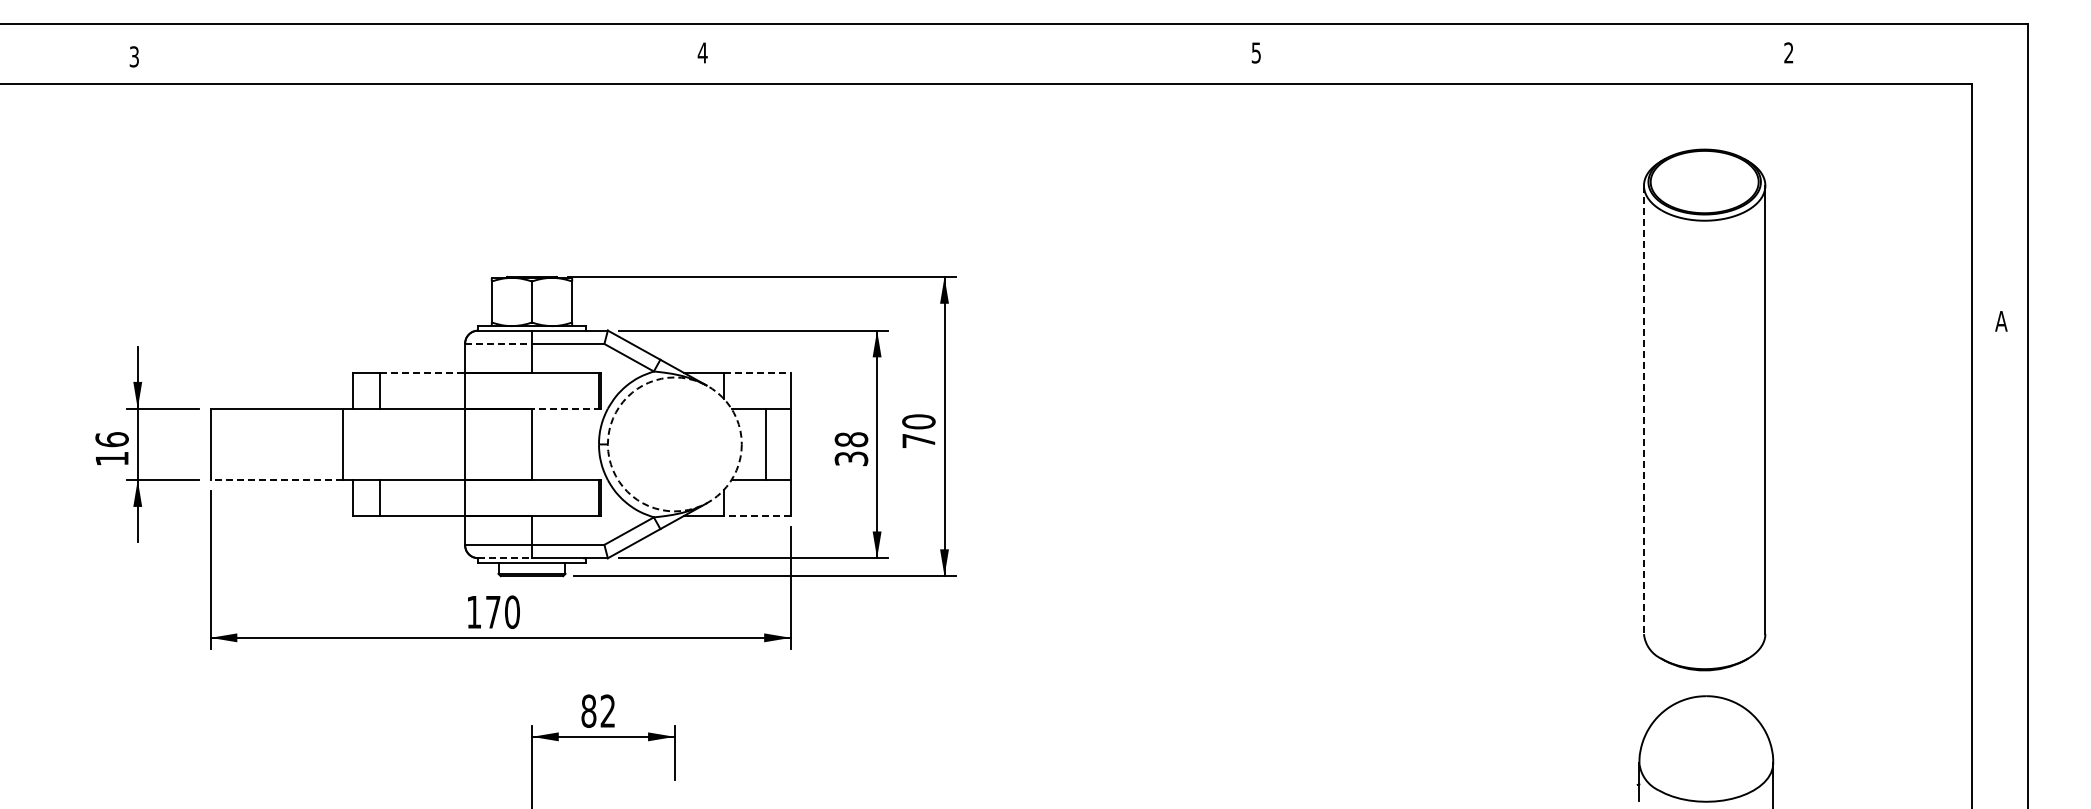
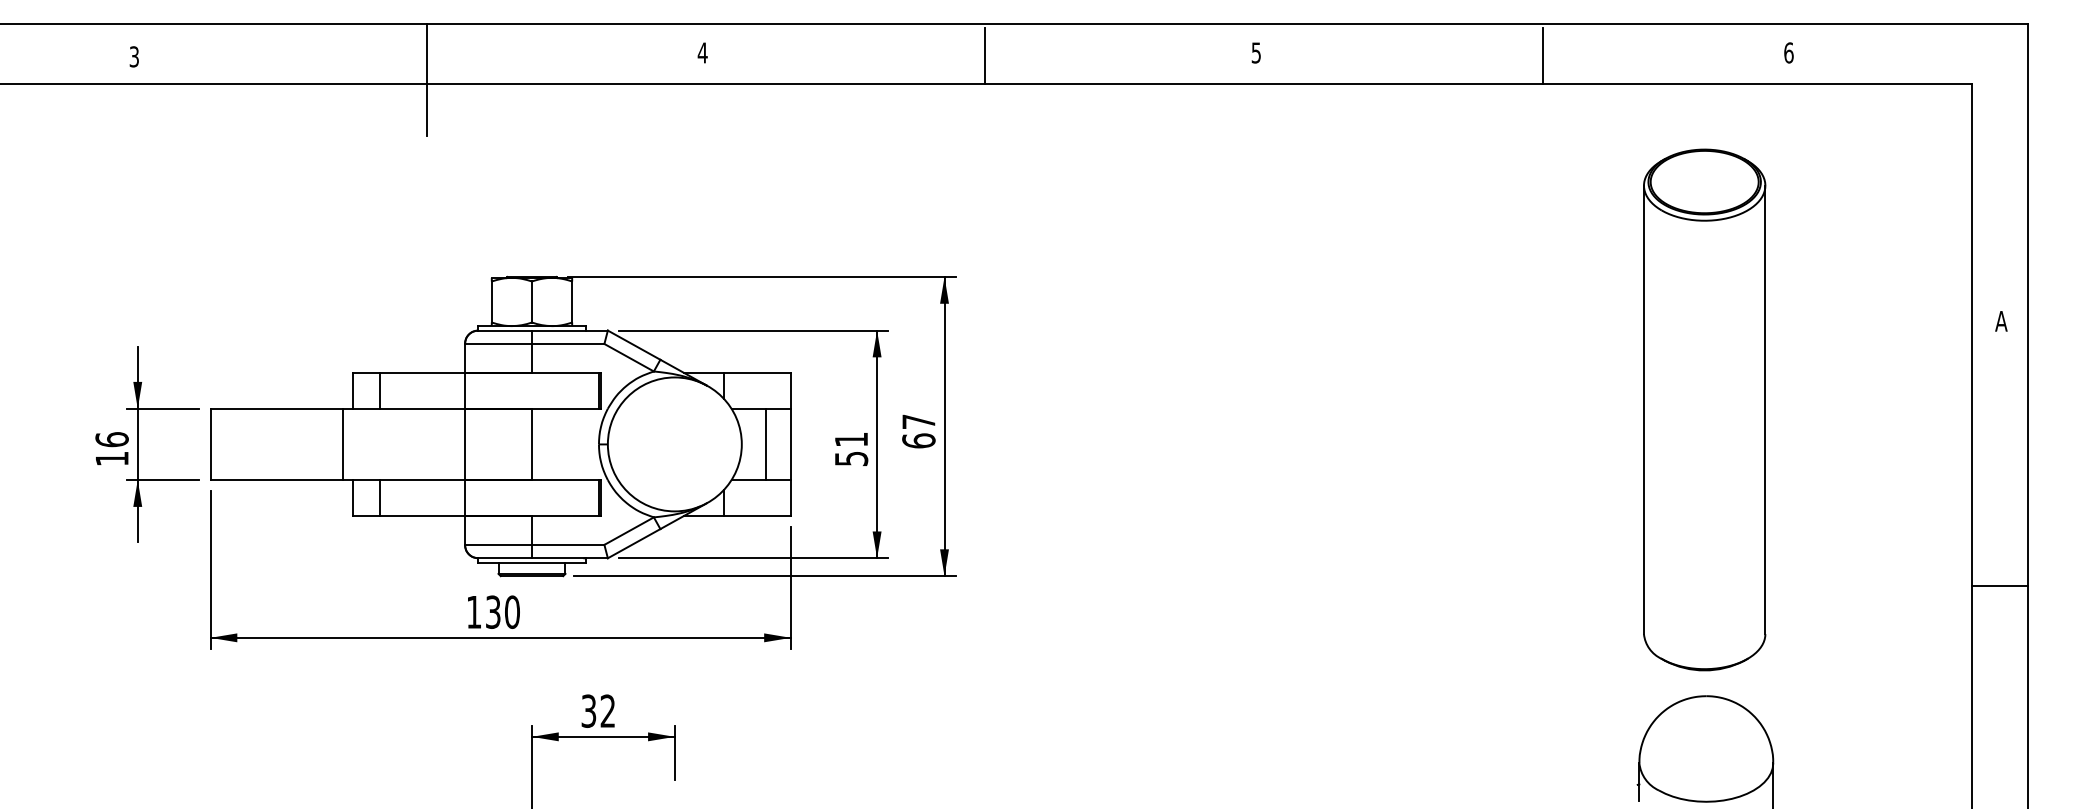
text: 2 -> 6 (1788, 52)
line: none -> present (984, 55)
line: none -> present (1542, 55)
line: none -> present (426, 79)
line: dashed -> solid (499, 343)
line: dashed -> solid (422, 373)
line: dashed -> solid (757, 373)
line: dashed -> solid (565, 408)
line: dashed -> solid (1643, 410)
text: 70 -> 67 (918, 431)
circle: dashed -> solid (674, 444)
text: 38 -> 51 (851, 448)
line: dashed -> solid (276, 480)
line: dashed -> solid (756, 515)
line: dashed -> solid (505, 558)
line: none -> present (2000, 585)
text: 170 -> 130 (493, 611)
text: 82 -> 32 (588, 710)
